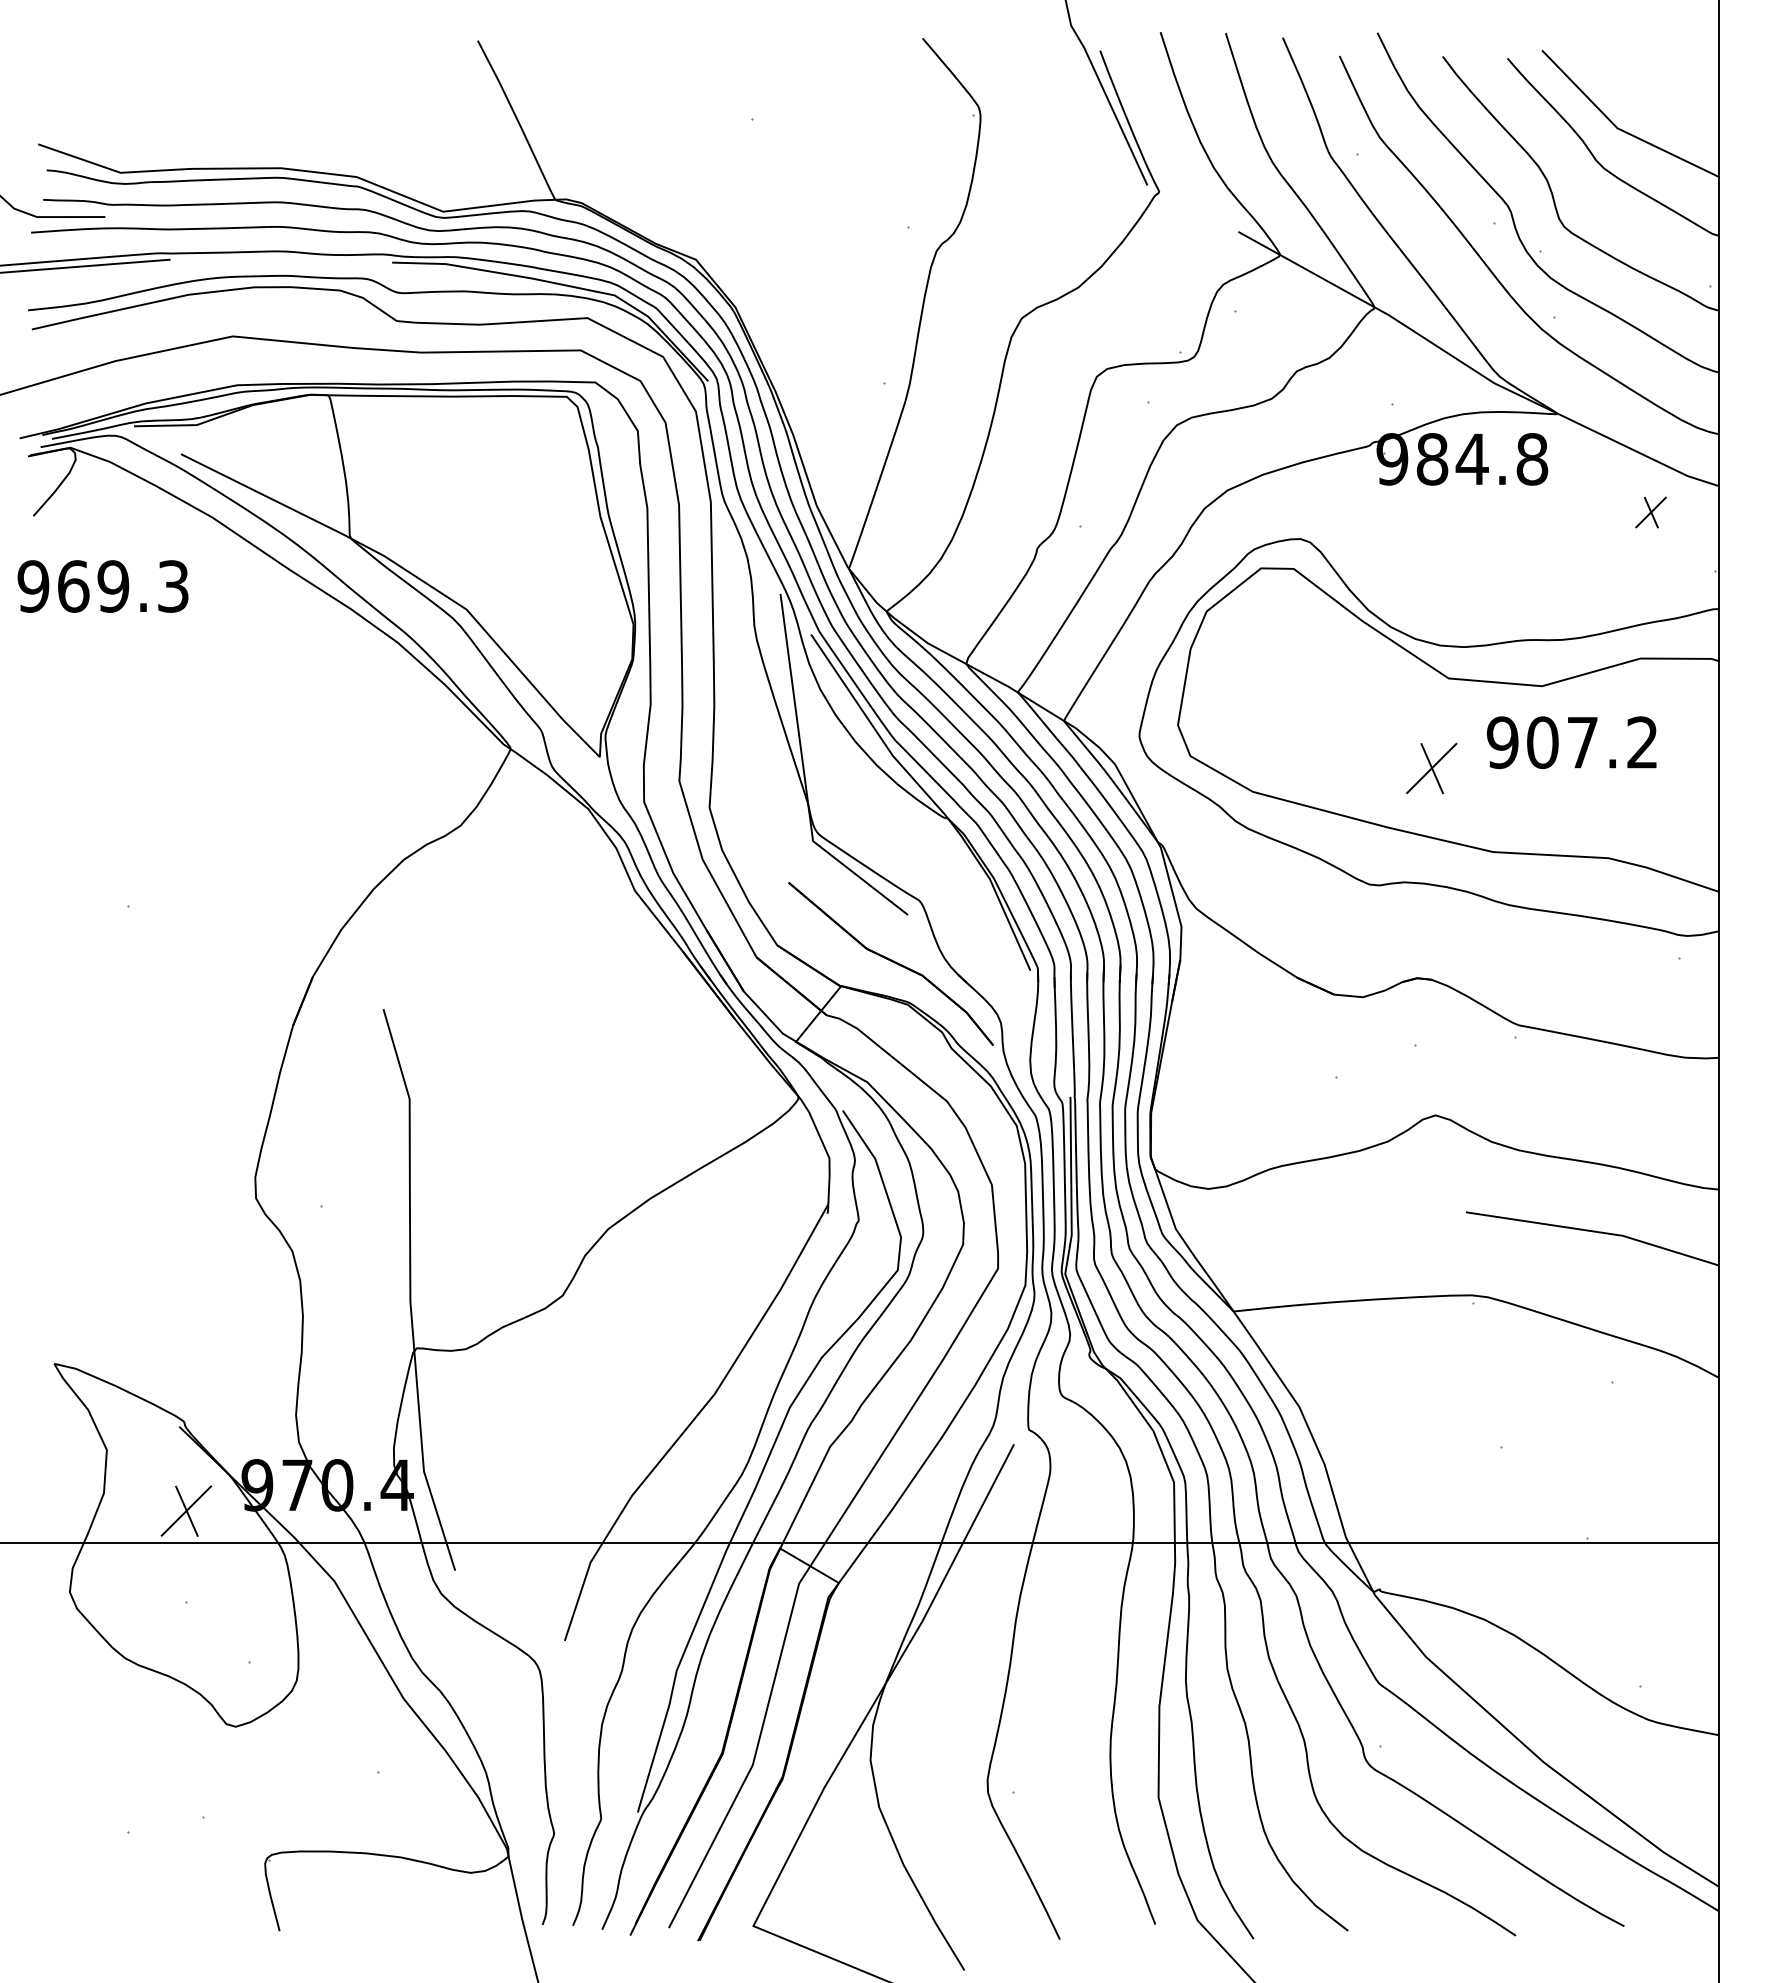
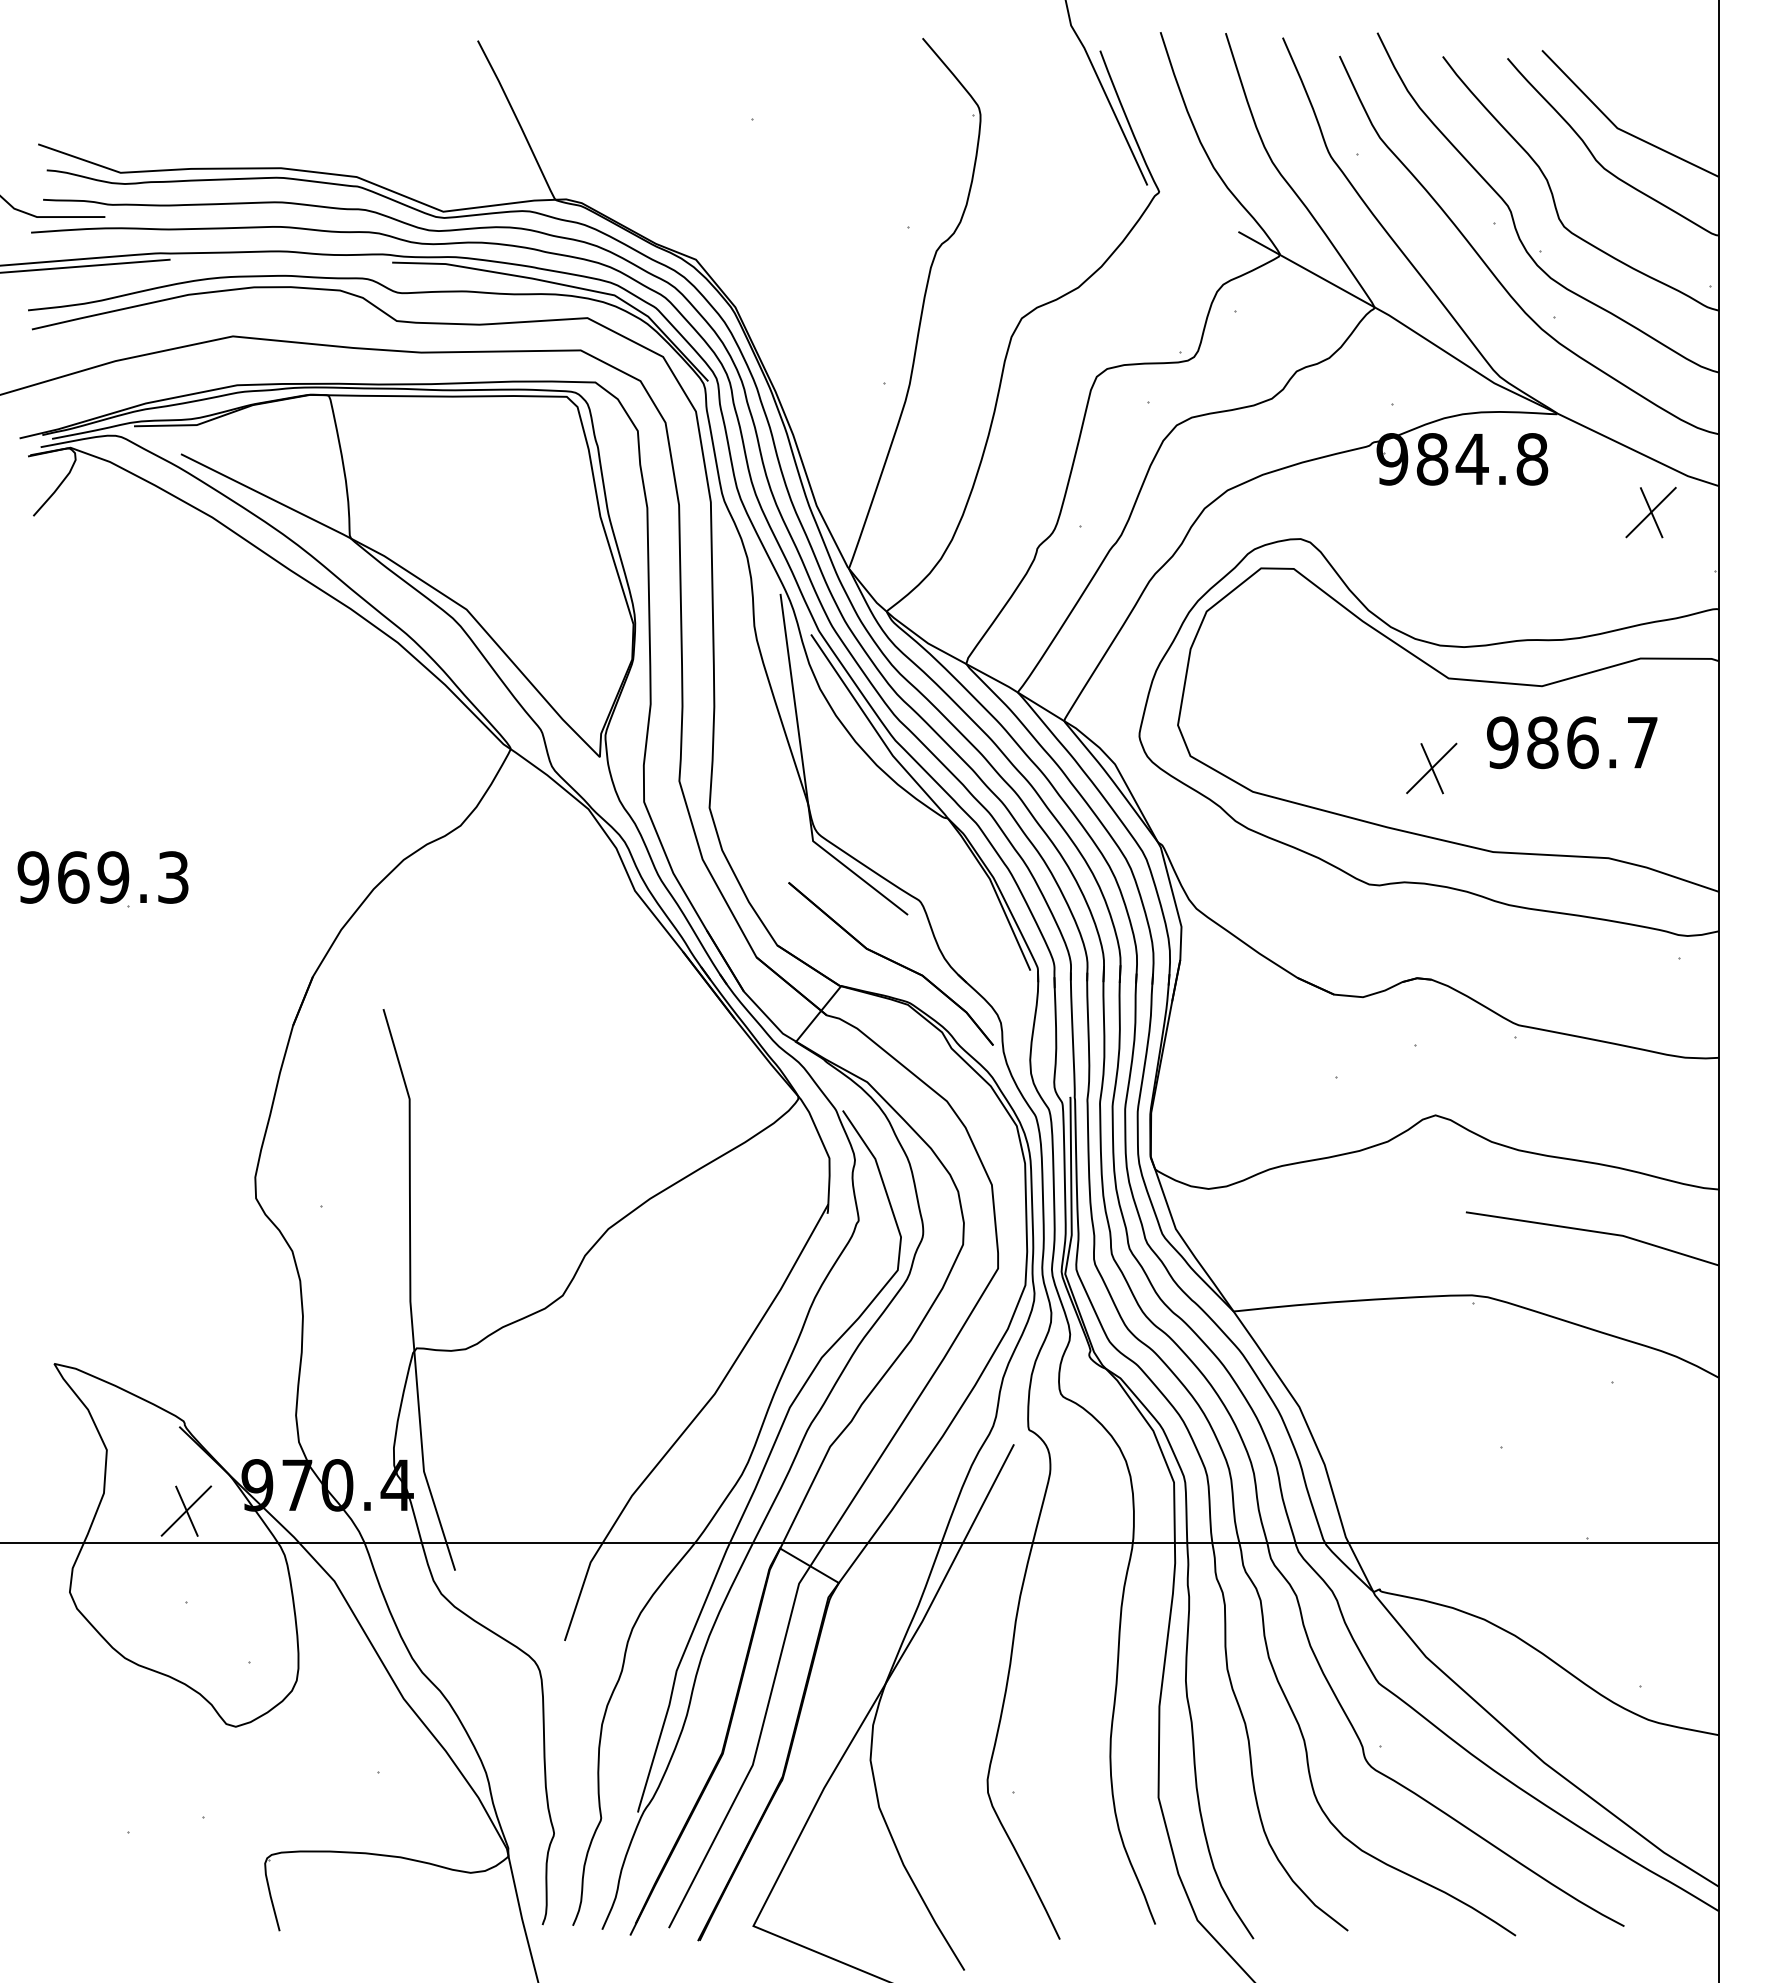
part size: 32x33 px -> 52x53 px (1650, 512)
text position: (102, 586) -> (102, 877) (102, 877)
text: 907.2 -> 986.7 (1592, 742)
